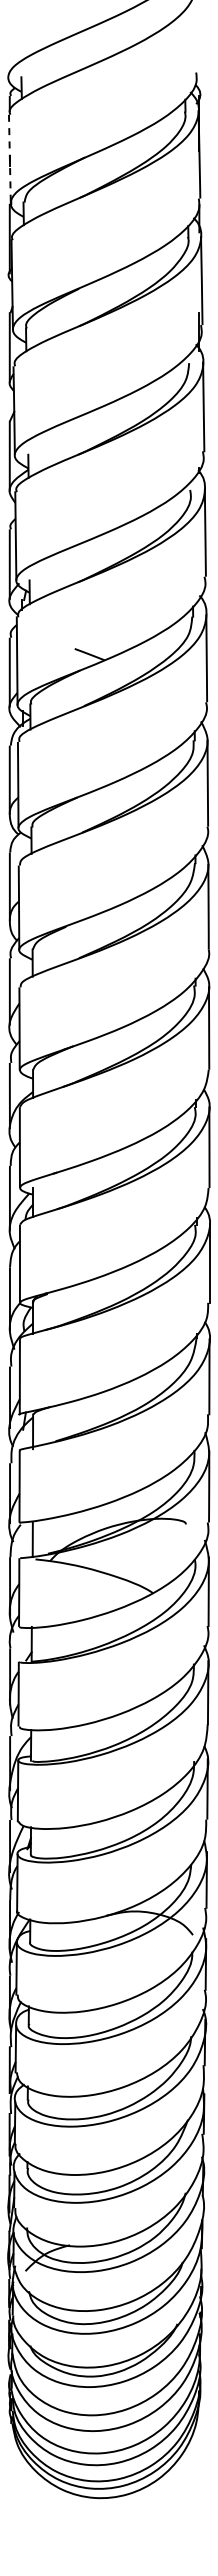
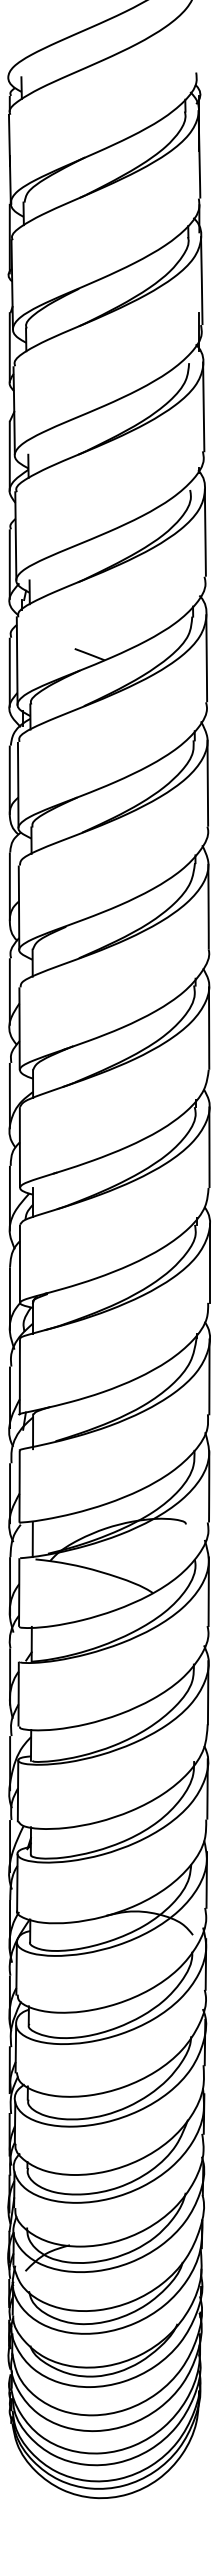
line: dashed -> solid (9, 158)
